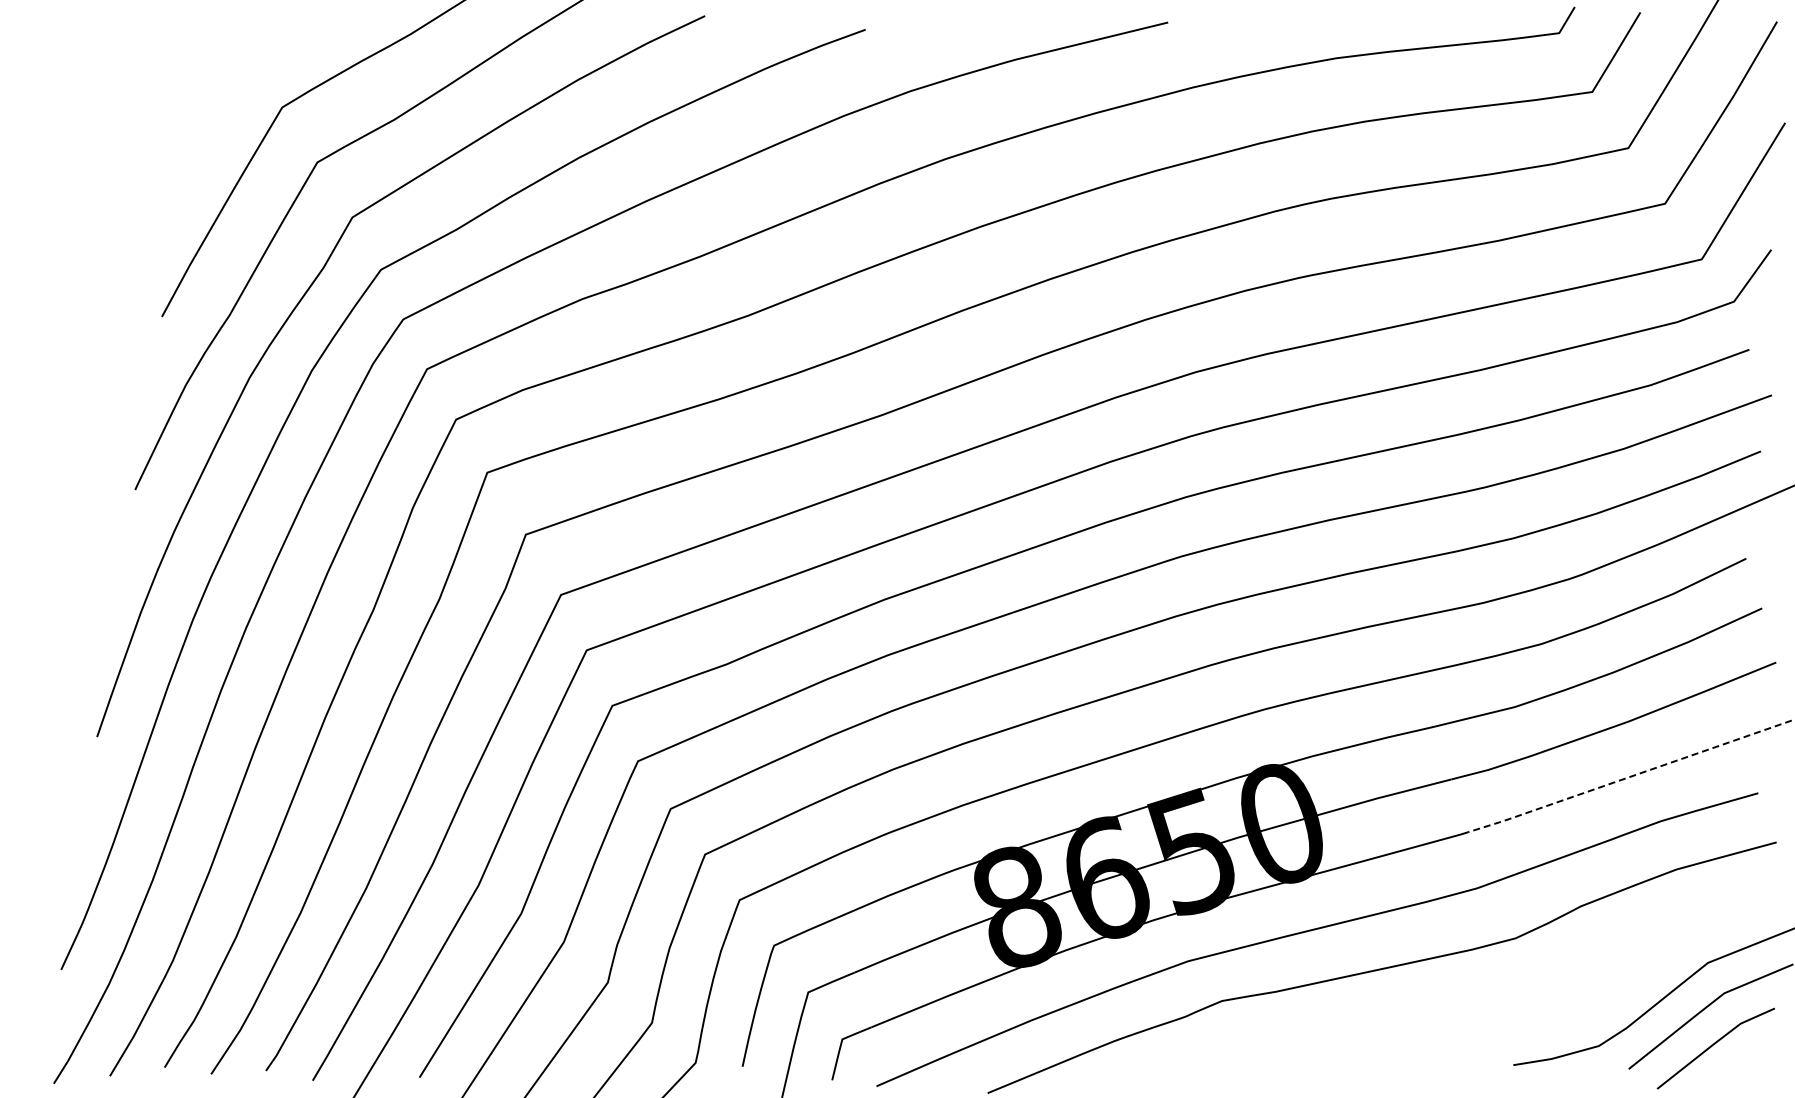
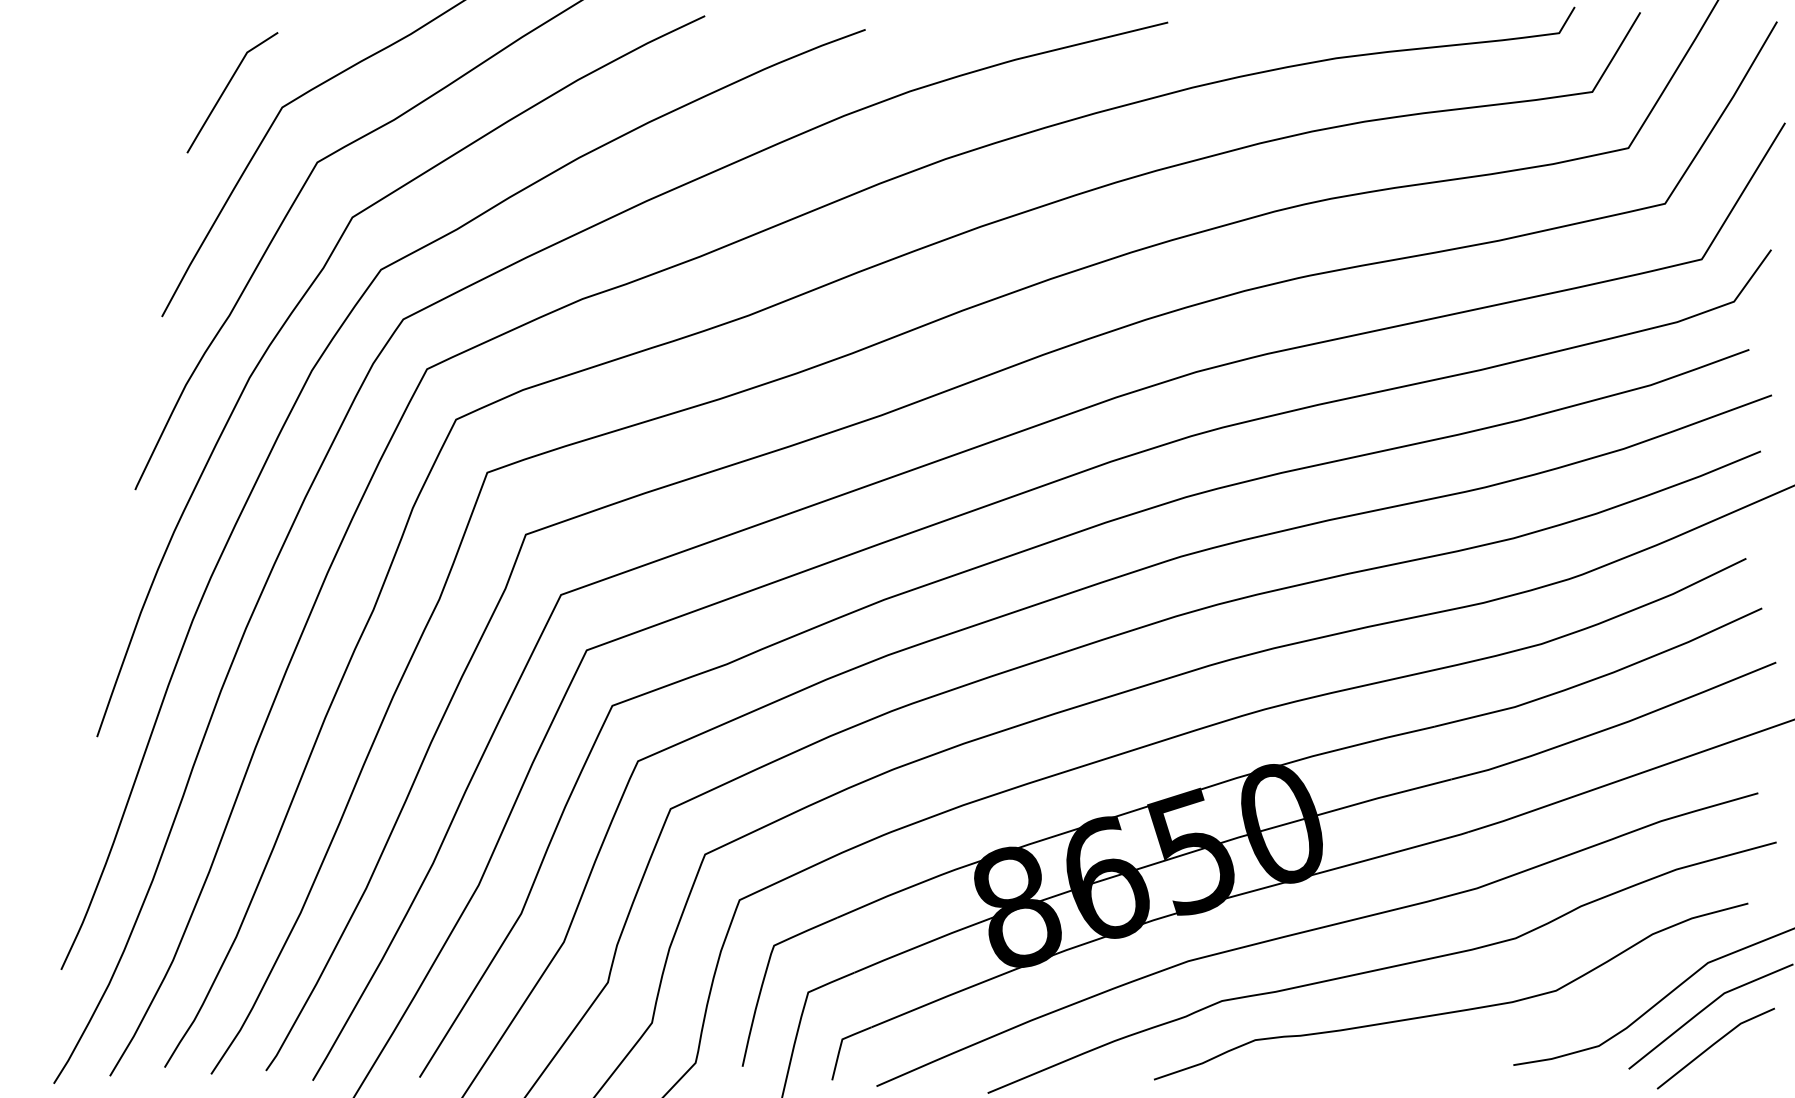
line: none -> present (226, 89)
line: dashed -> solid (1630, 776)
curve: none -> present (1455, 1010)
